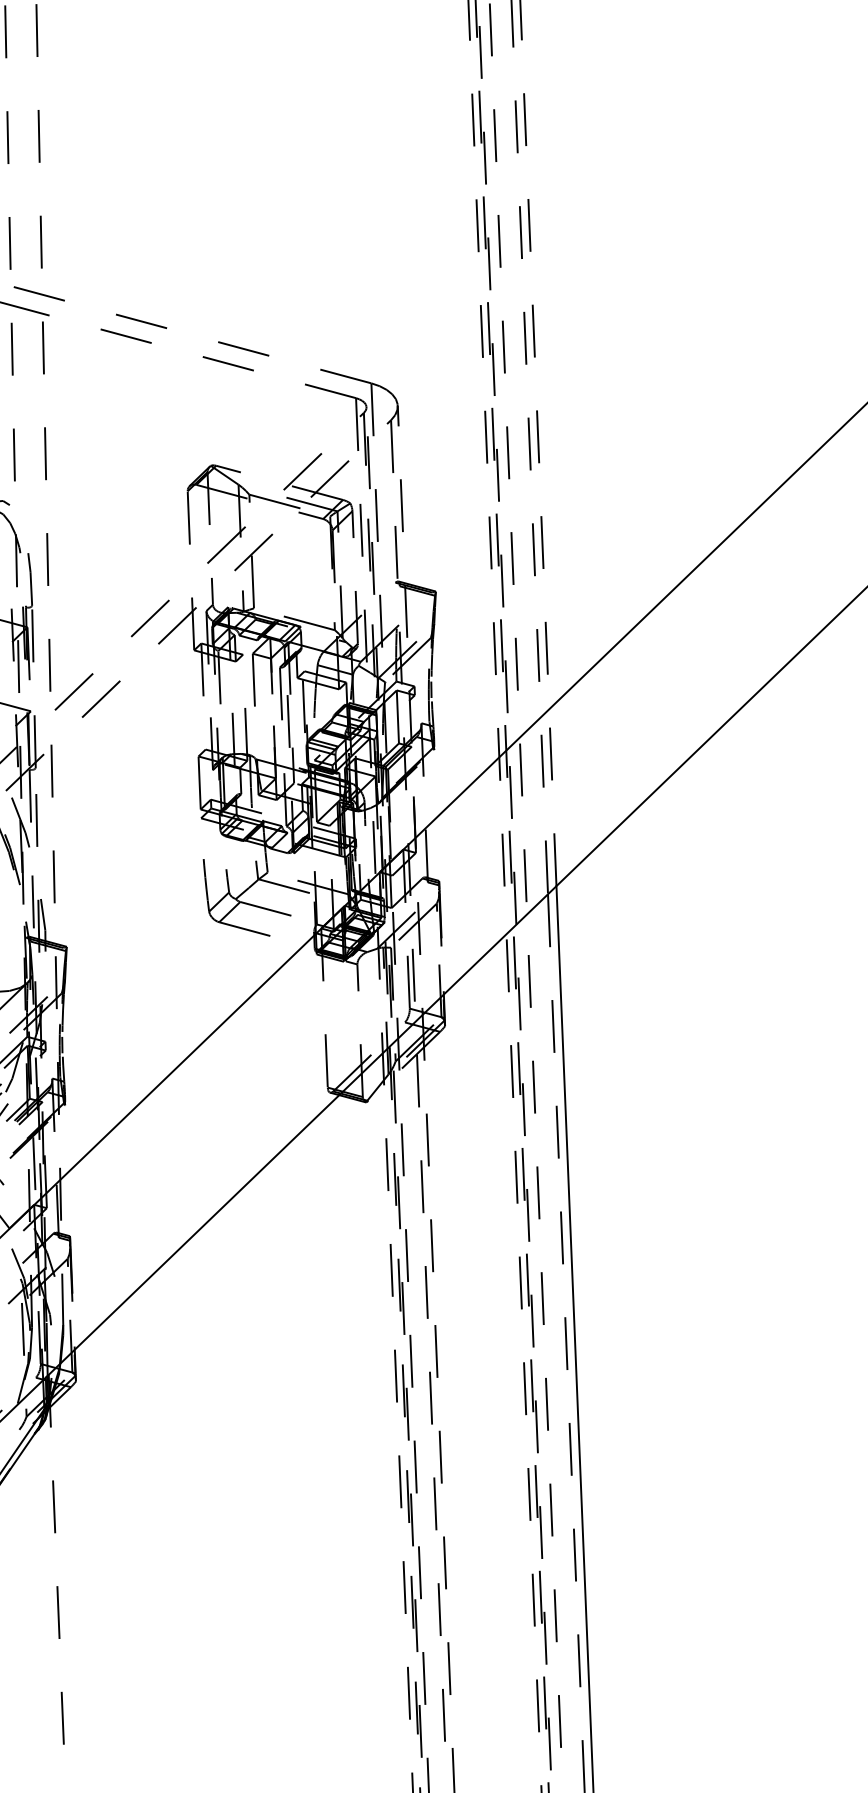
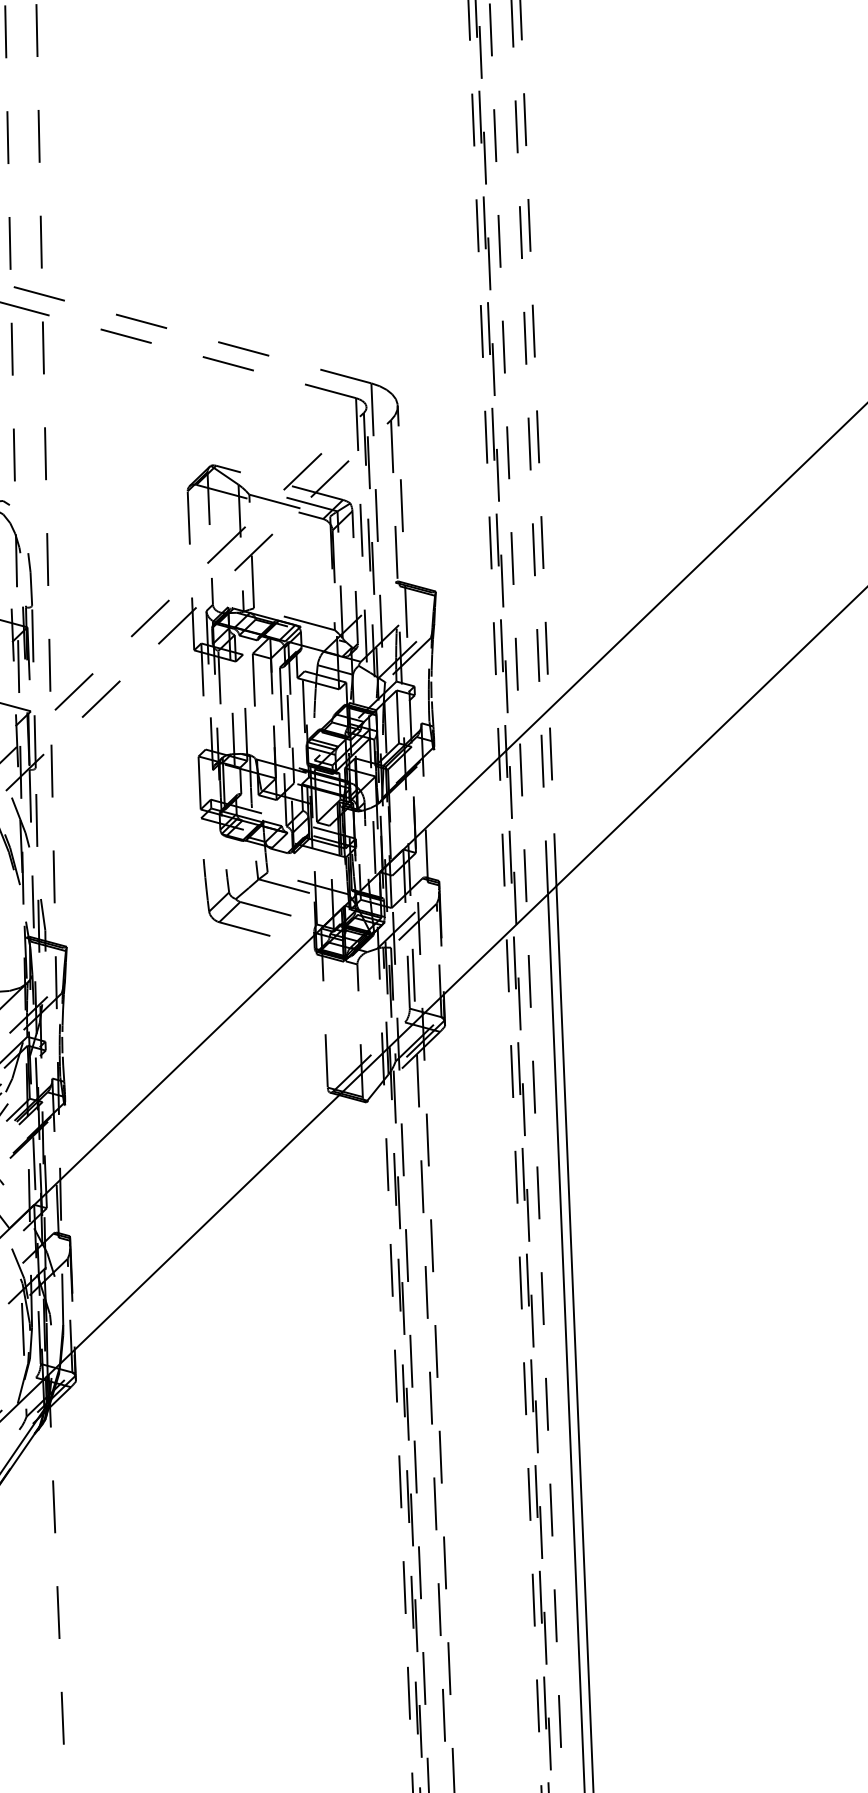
line: dashed -> solid (566, 1343)
